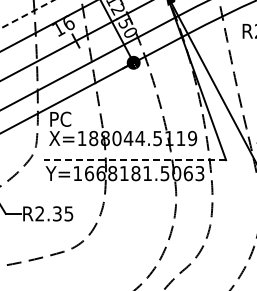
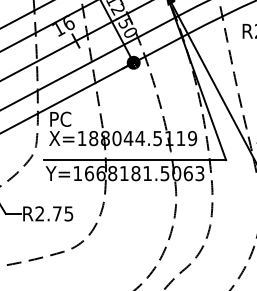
line: dashed -> solid (27, 14)
line: dashed -> solid (134, 160)
text: R2.35 -> R2.75 (57, 213)
